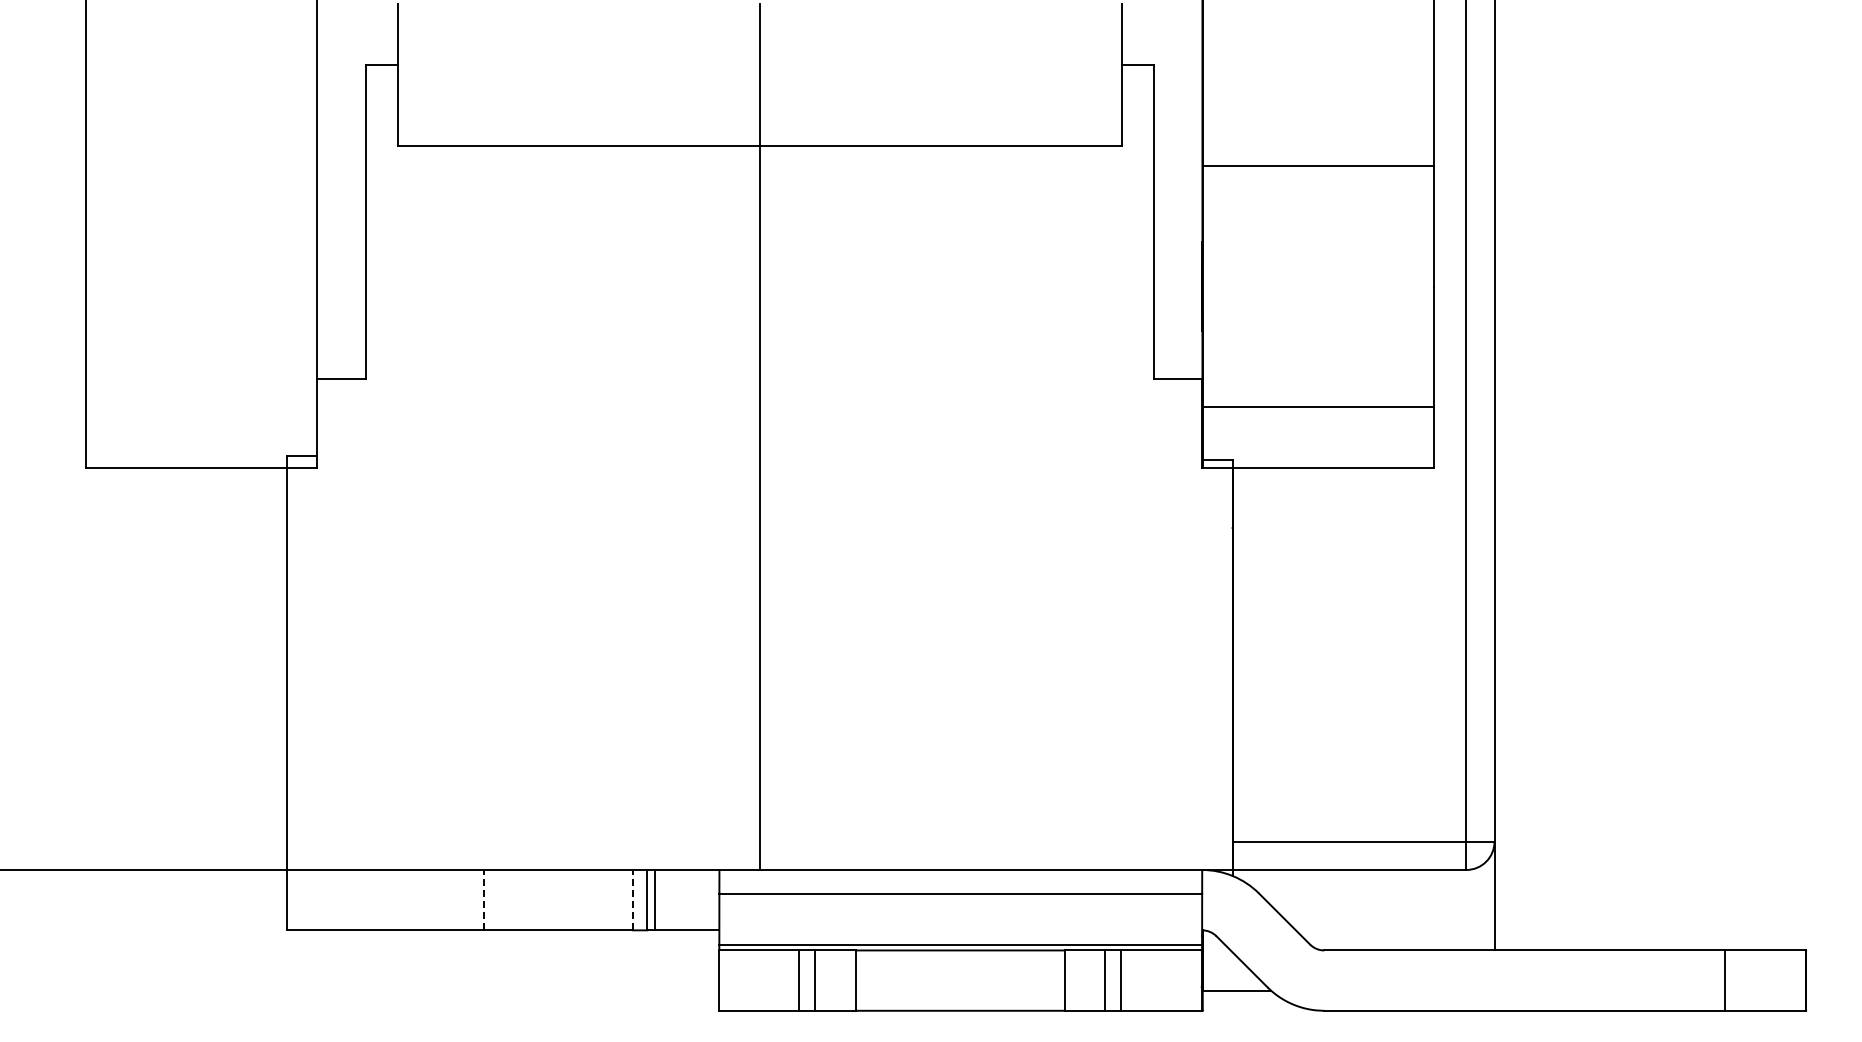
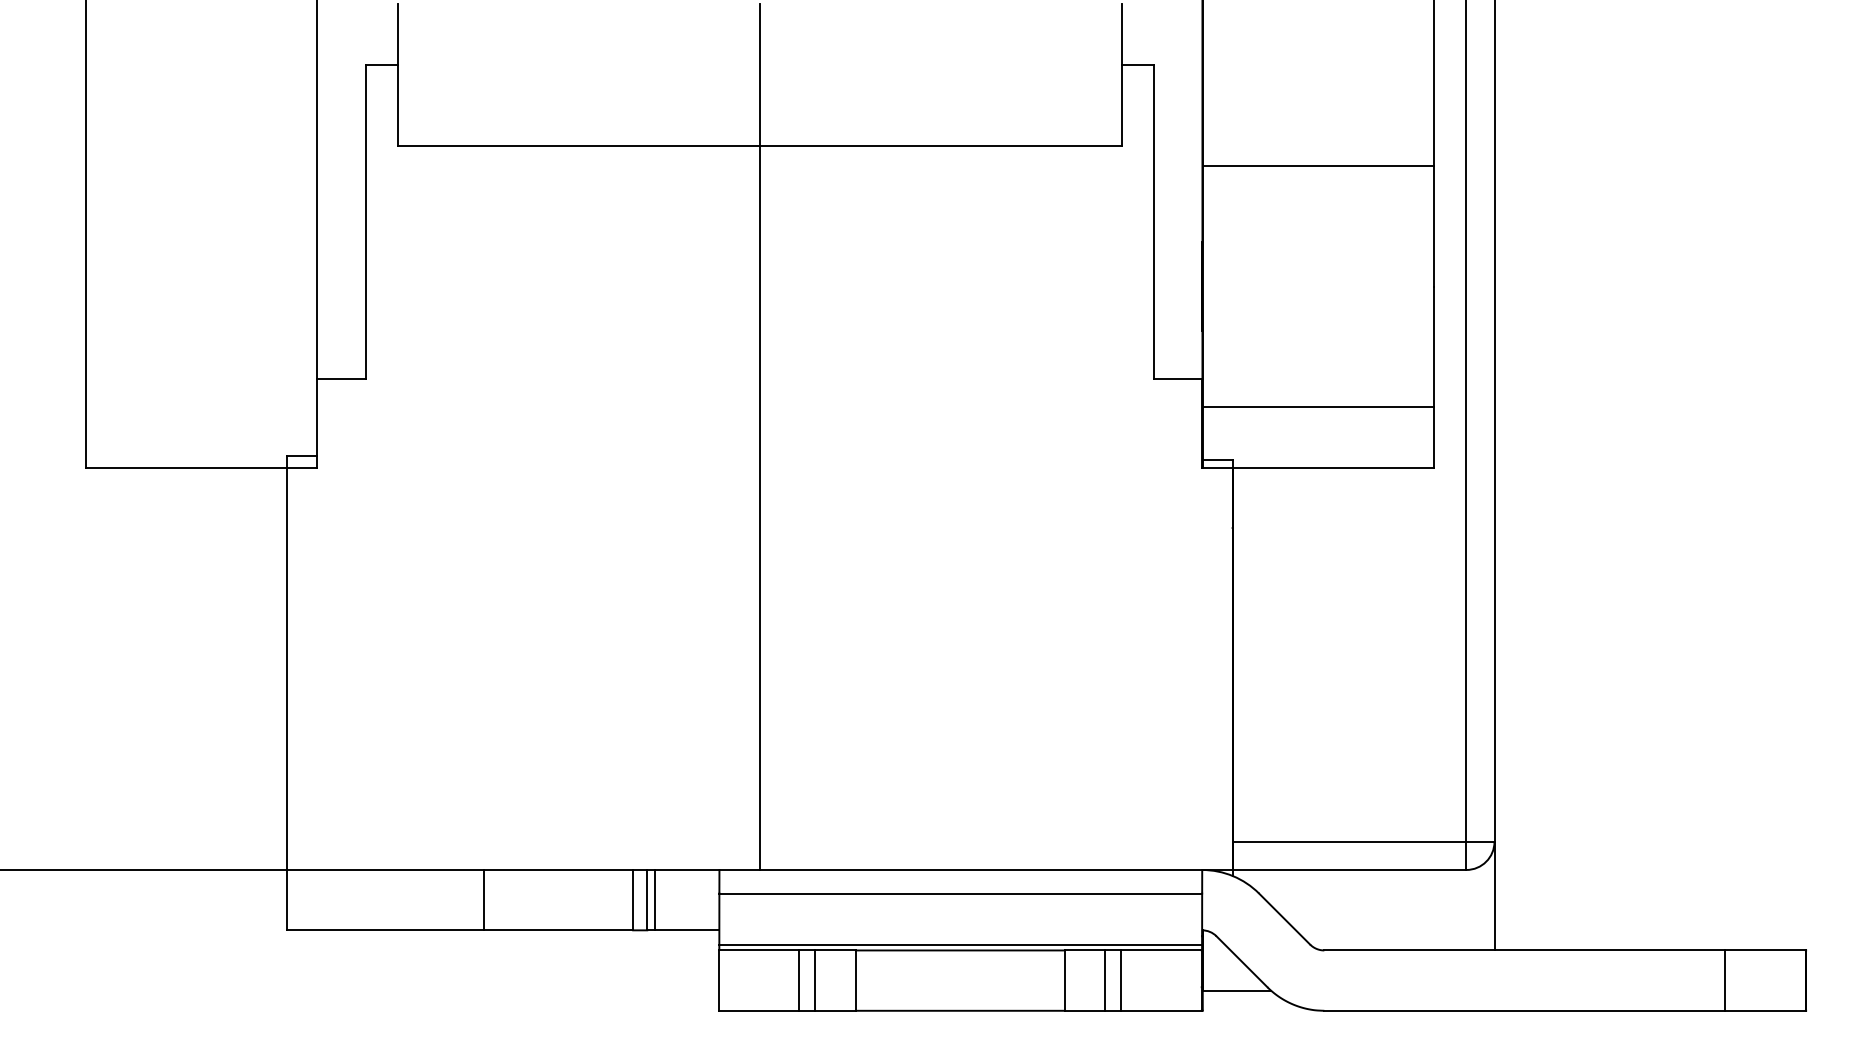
line: dashed -> solid (484, 899)
line: dashed -> solid (633, 899)
